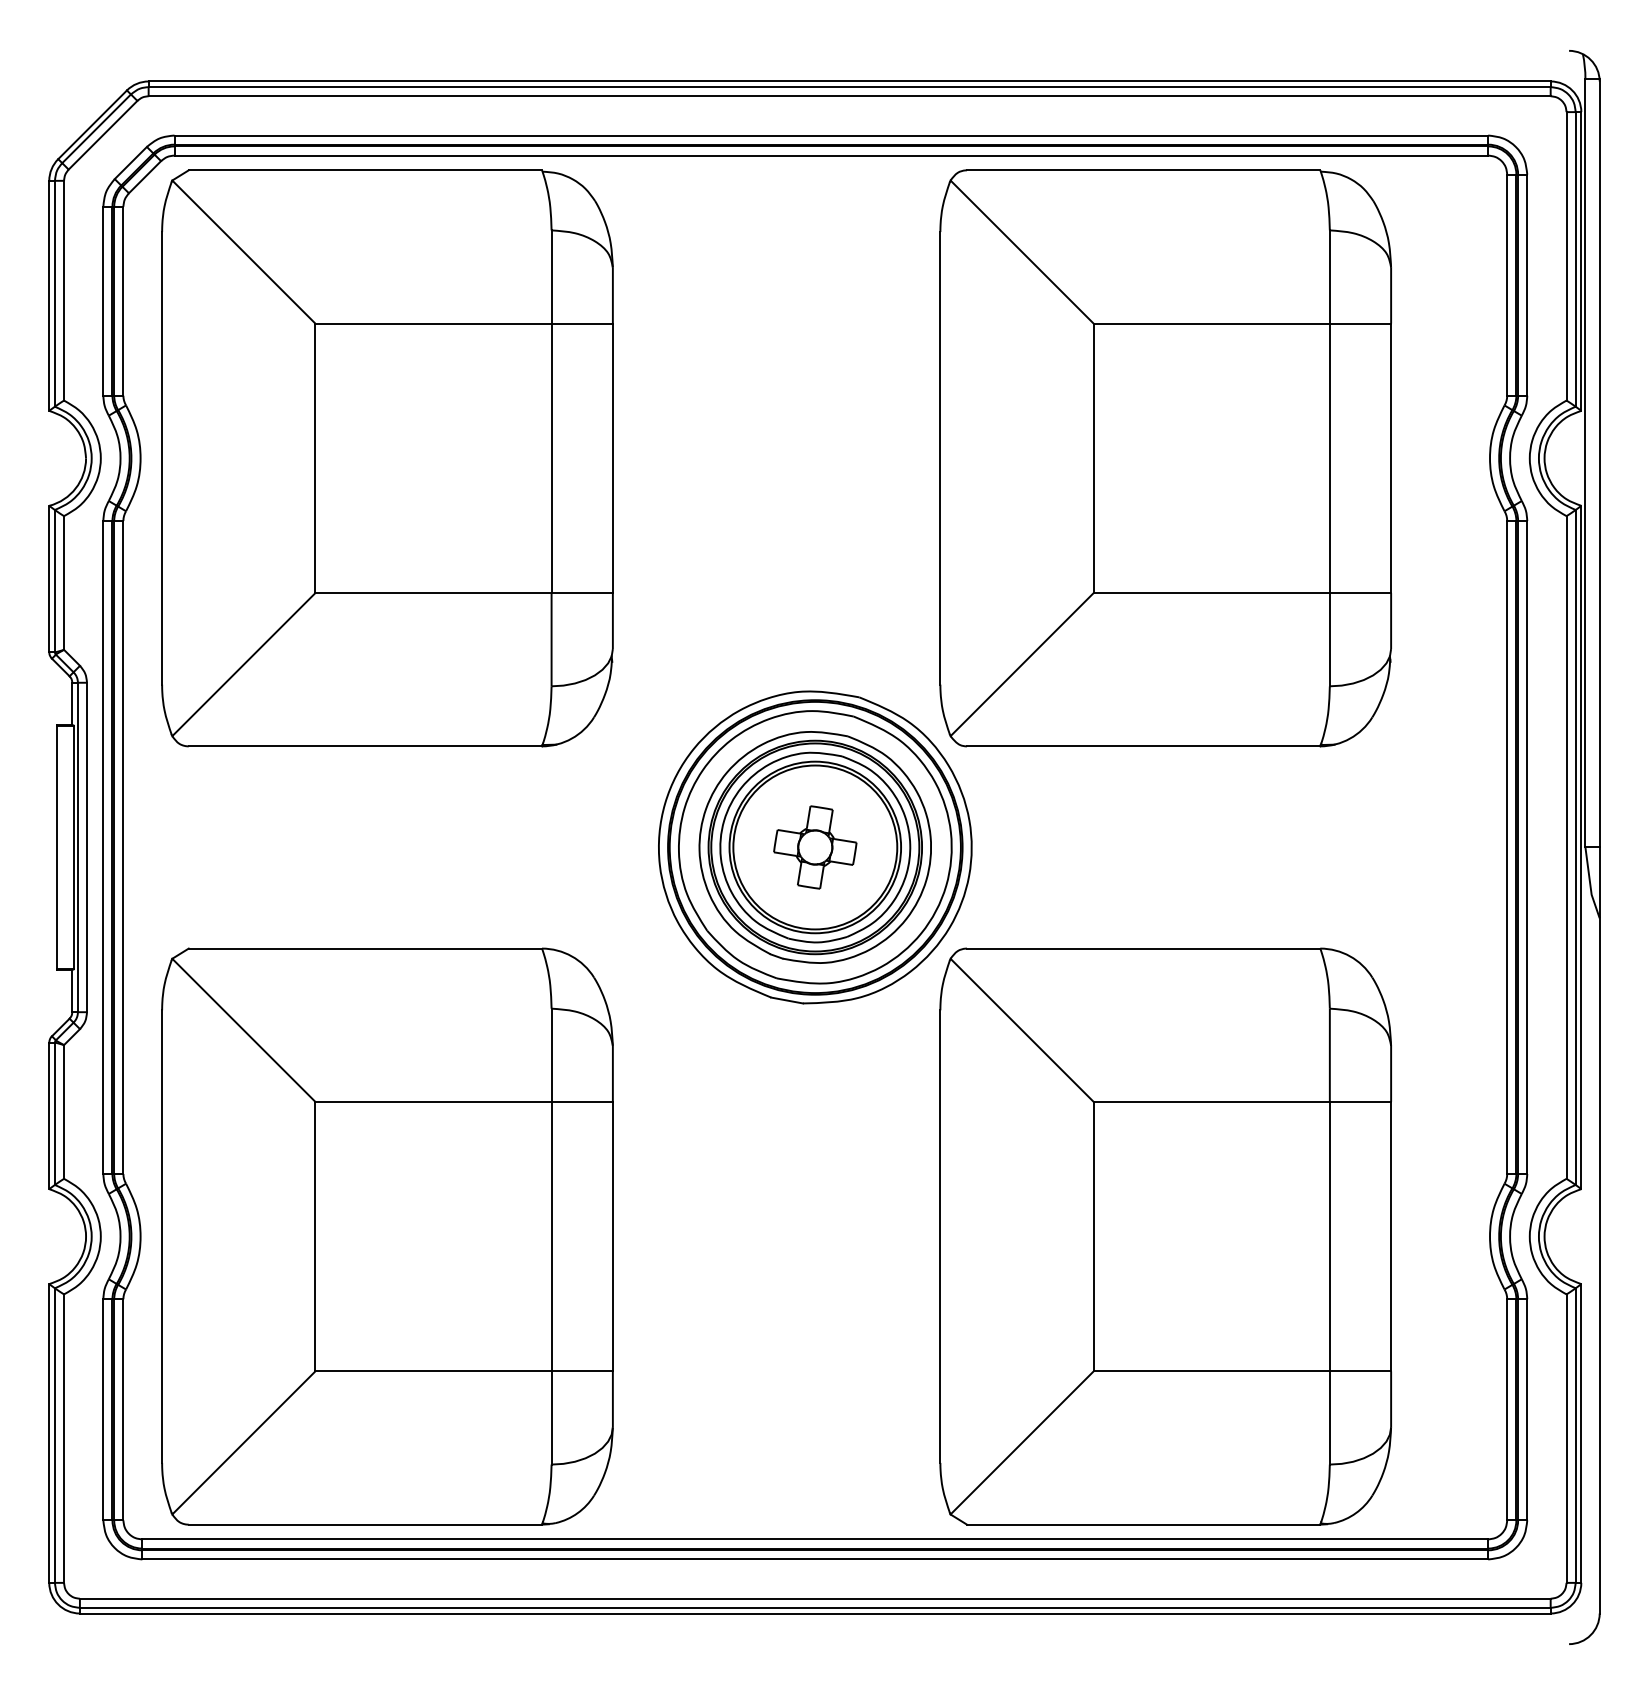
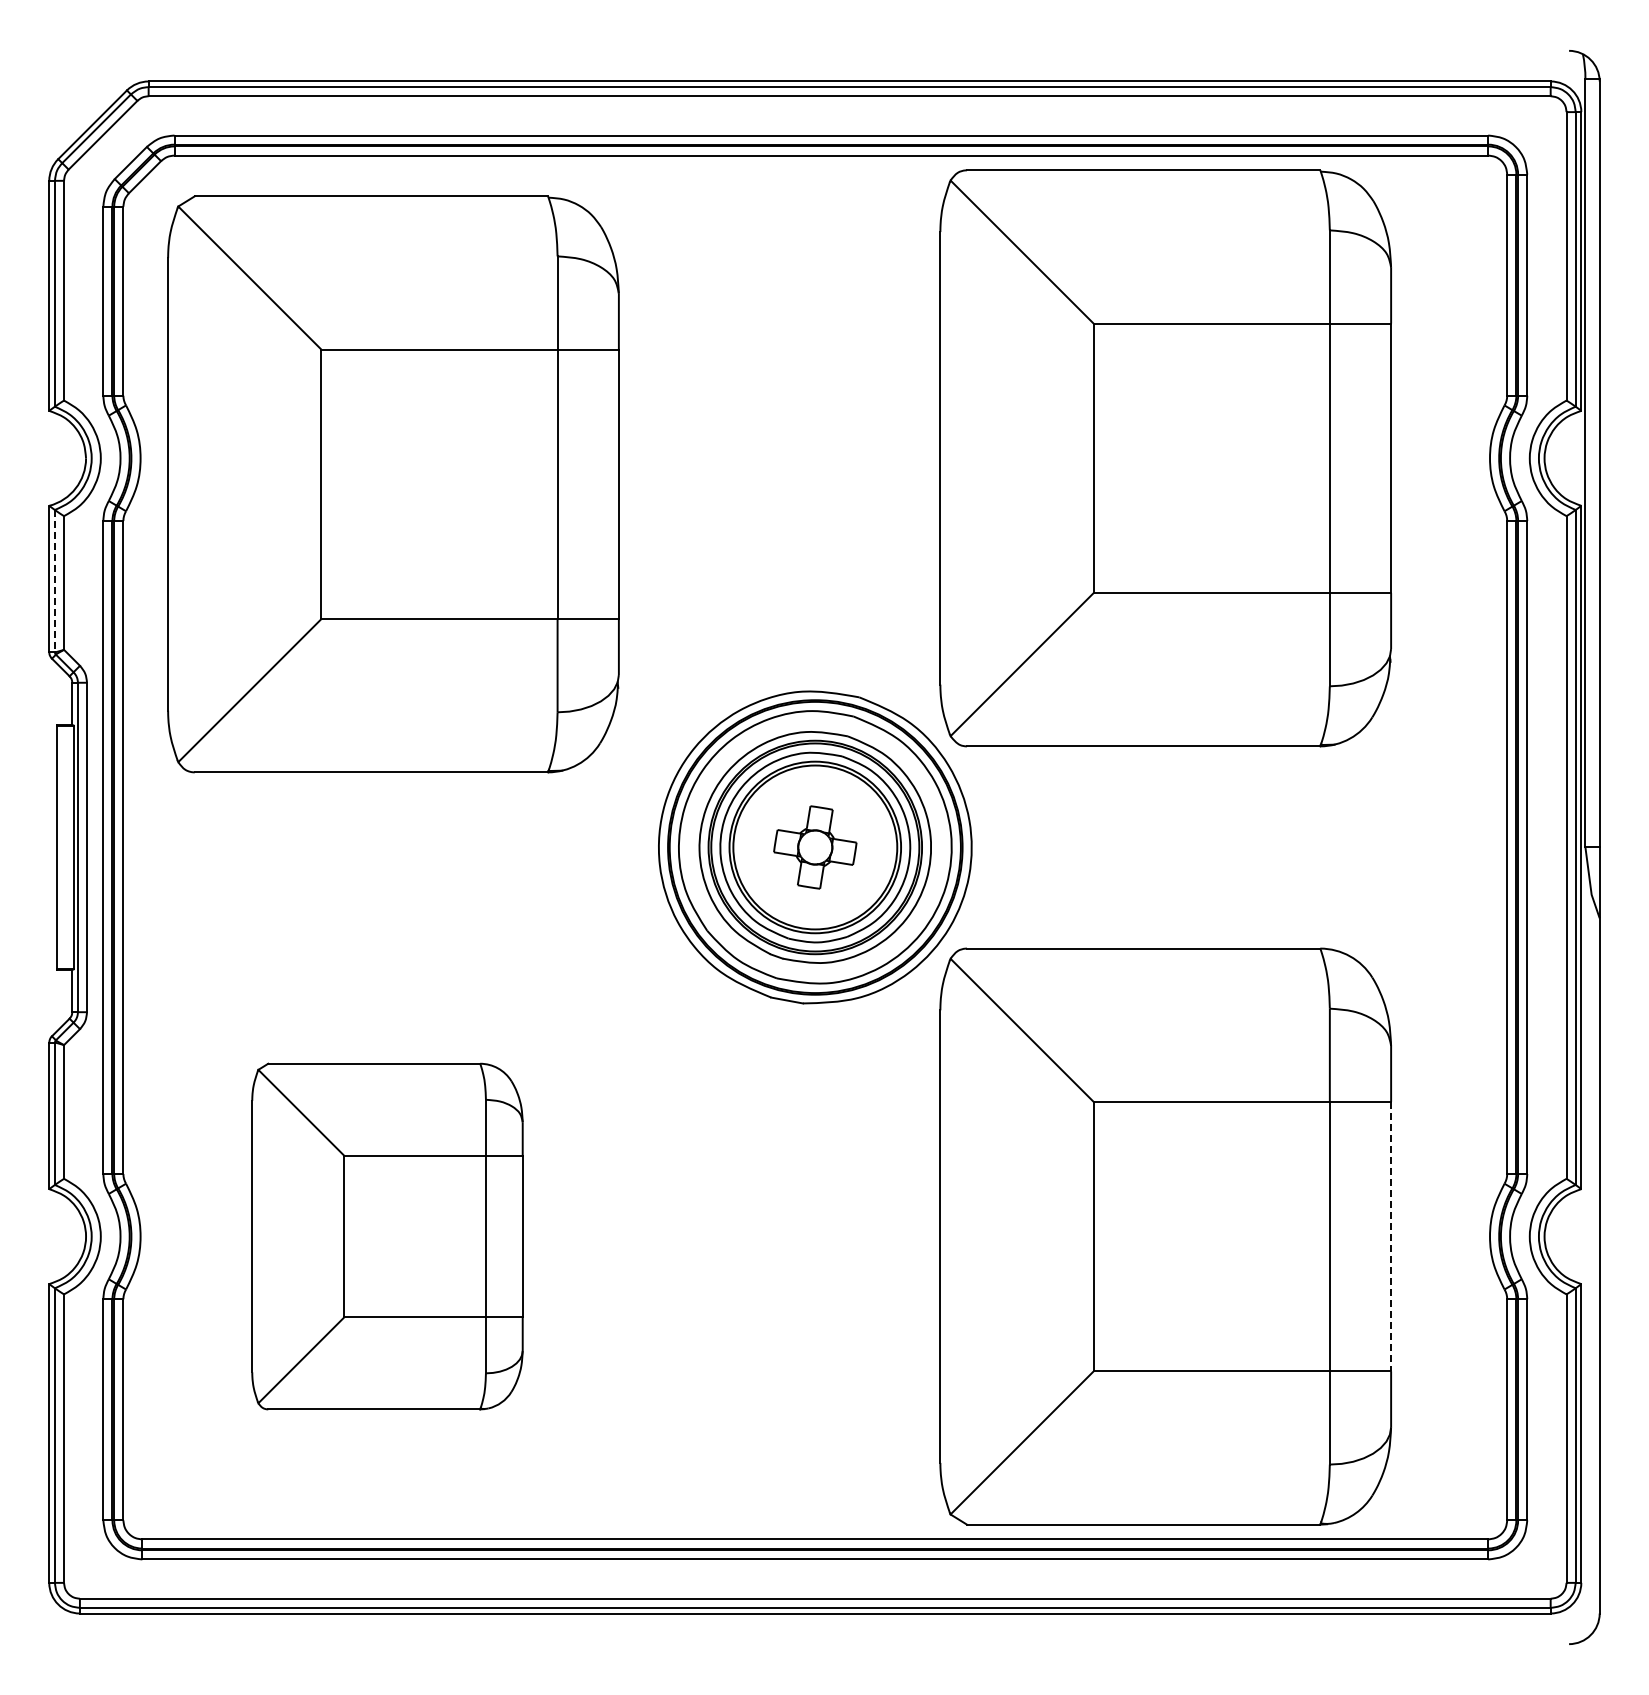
part position: (387, 458) -> (393, 484) (393, 484)
line: solid -> dashed (54, 581)
part size: 453x579 px -> 273x349 px (387, 1236)
line: solid -> dashed (1391, 1236)
